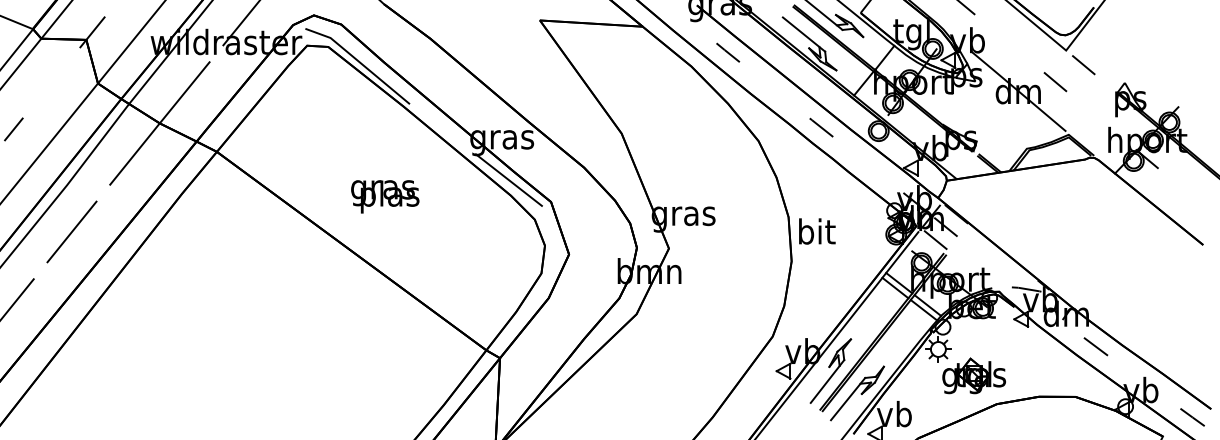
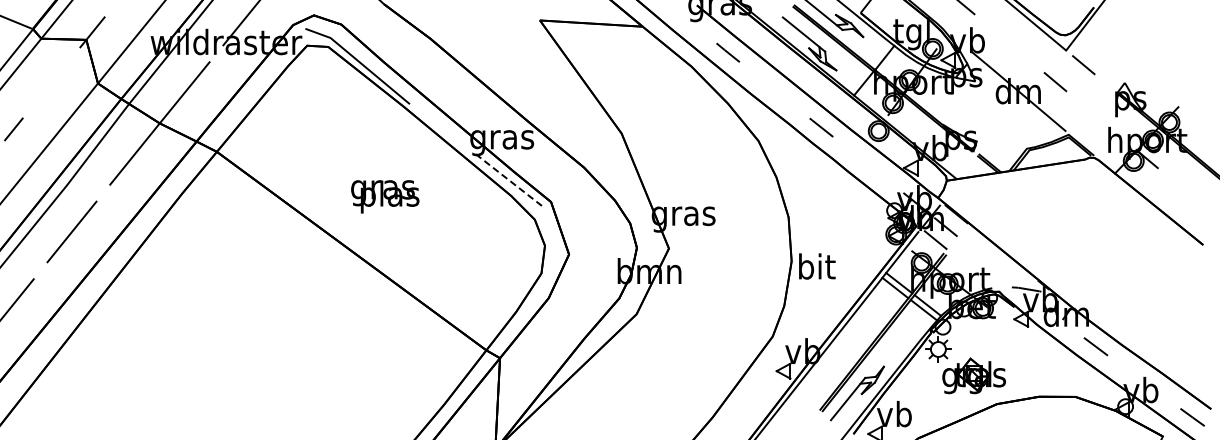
line: solid -> dashed (508, 180)
text position: (817, 231) -> (817, 266) (817, 266)
part: present -> none (830, 370)
